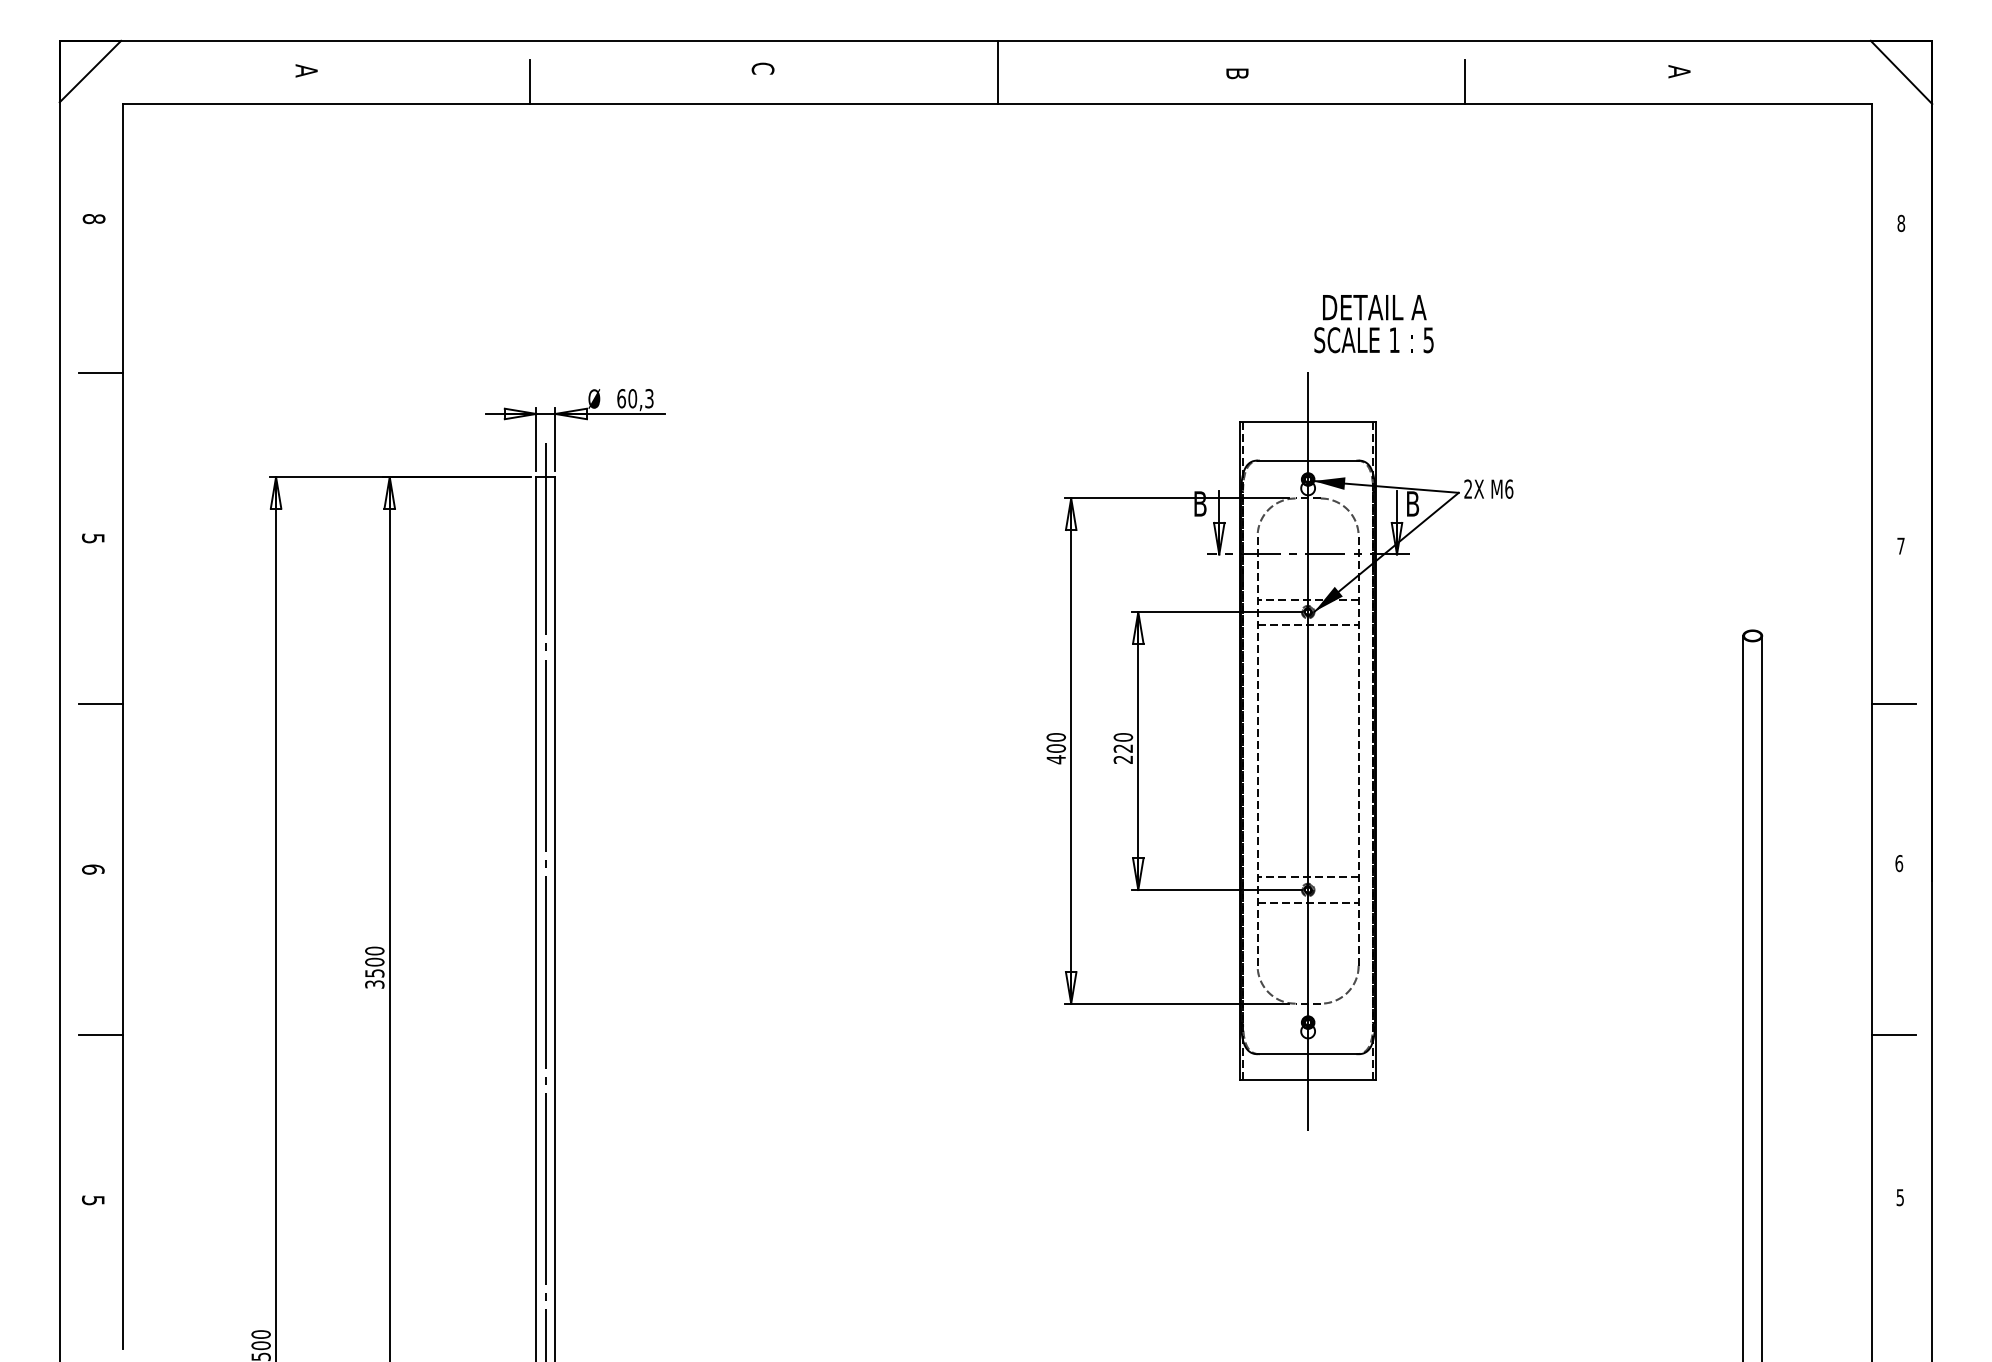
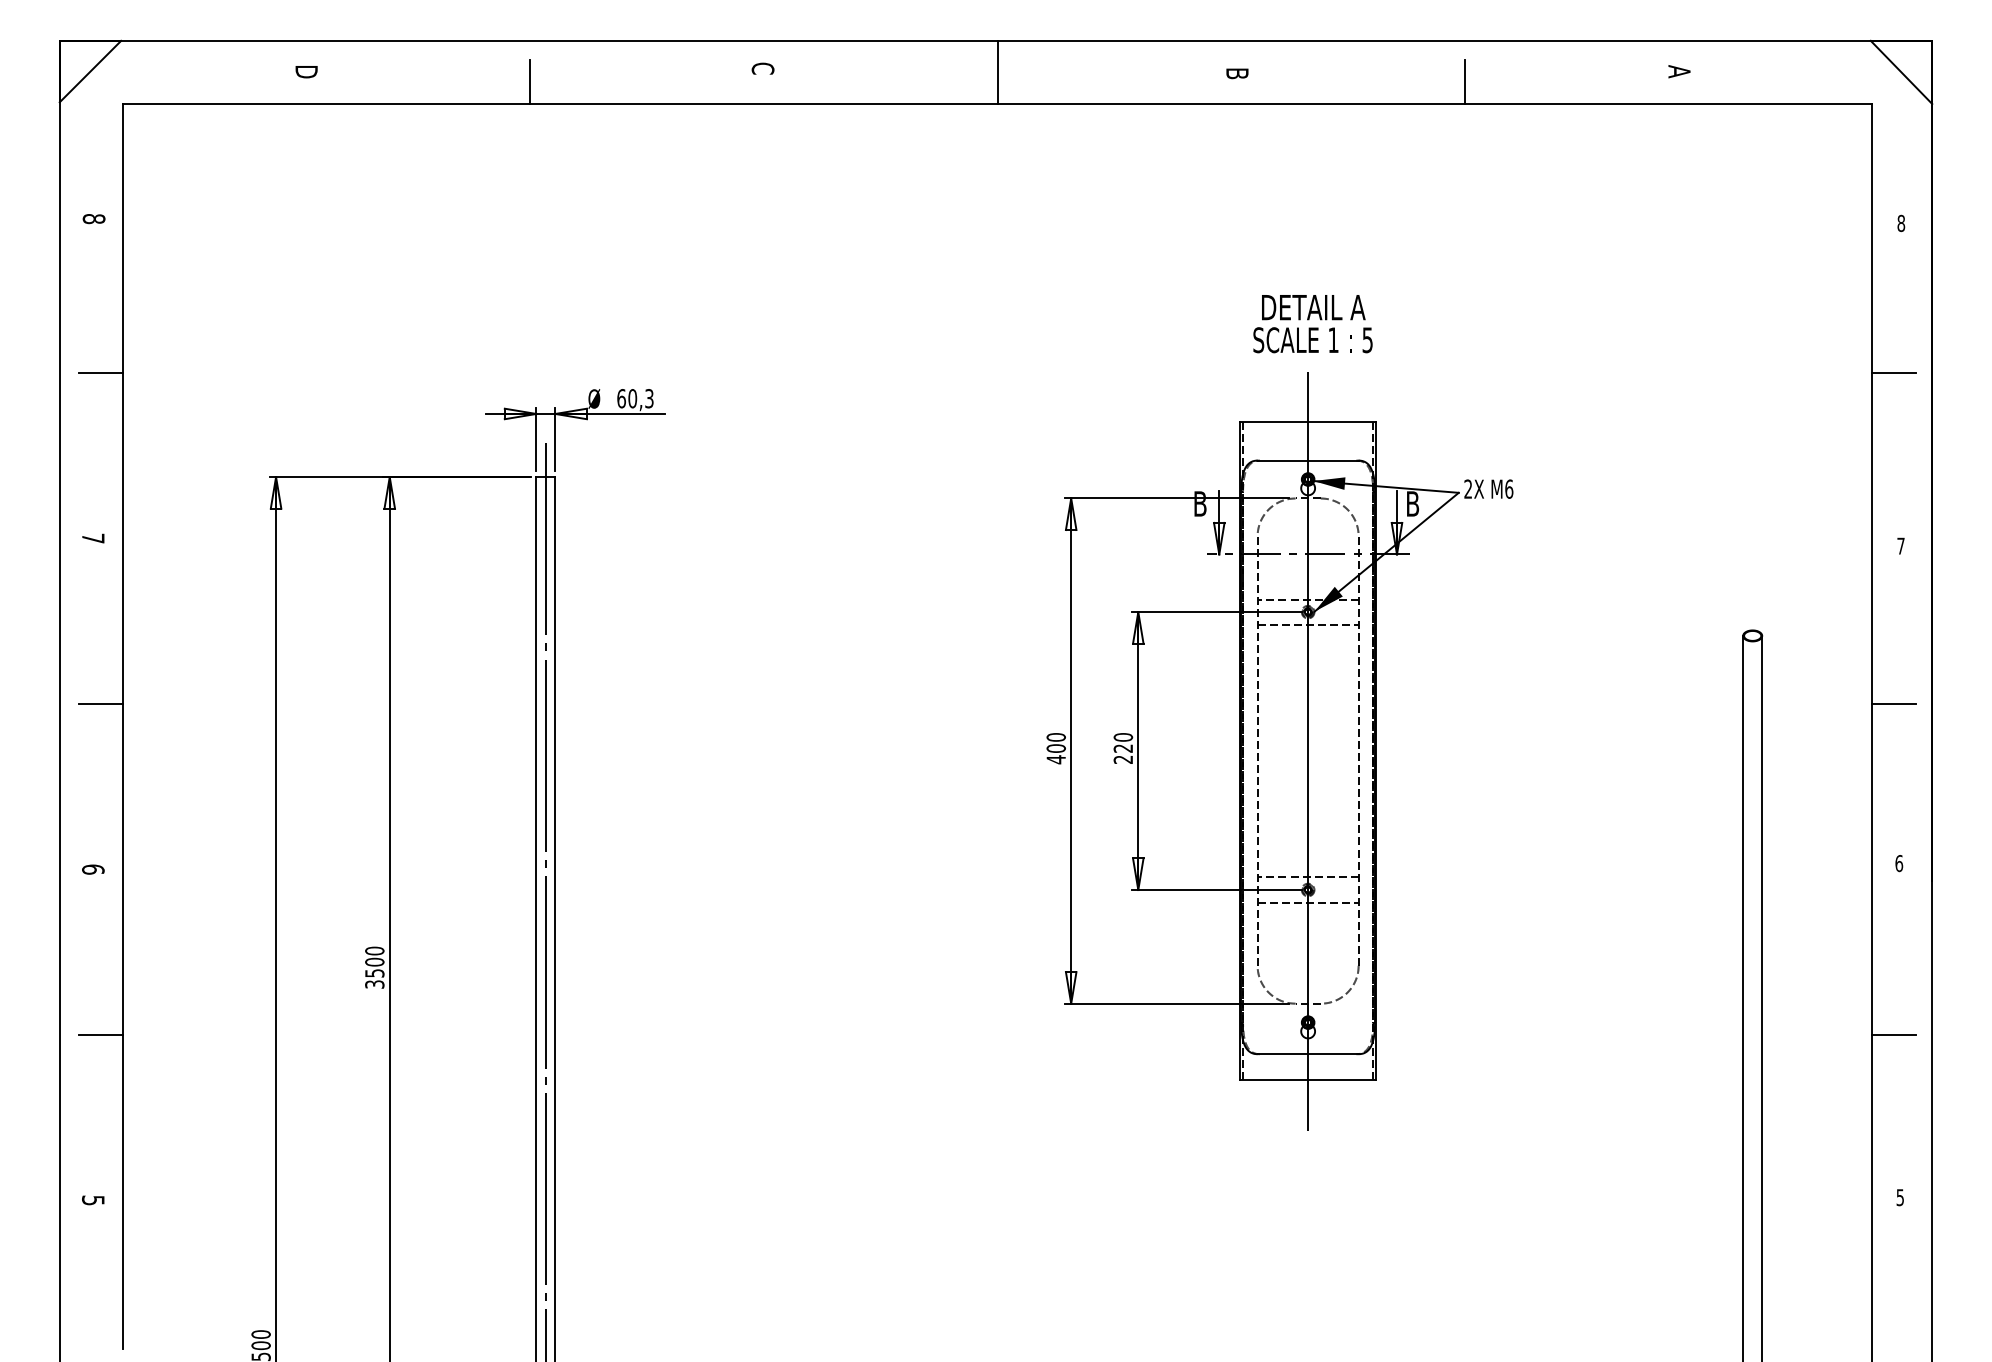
text: A -> D (306, 71)
text position: (1373, 324) -> (1312, 324) (1312, 324)
line: none -> present (1894, 373)
text: 5 -> 7 (93, 538)
